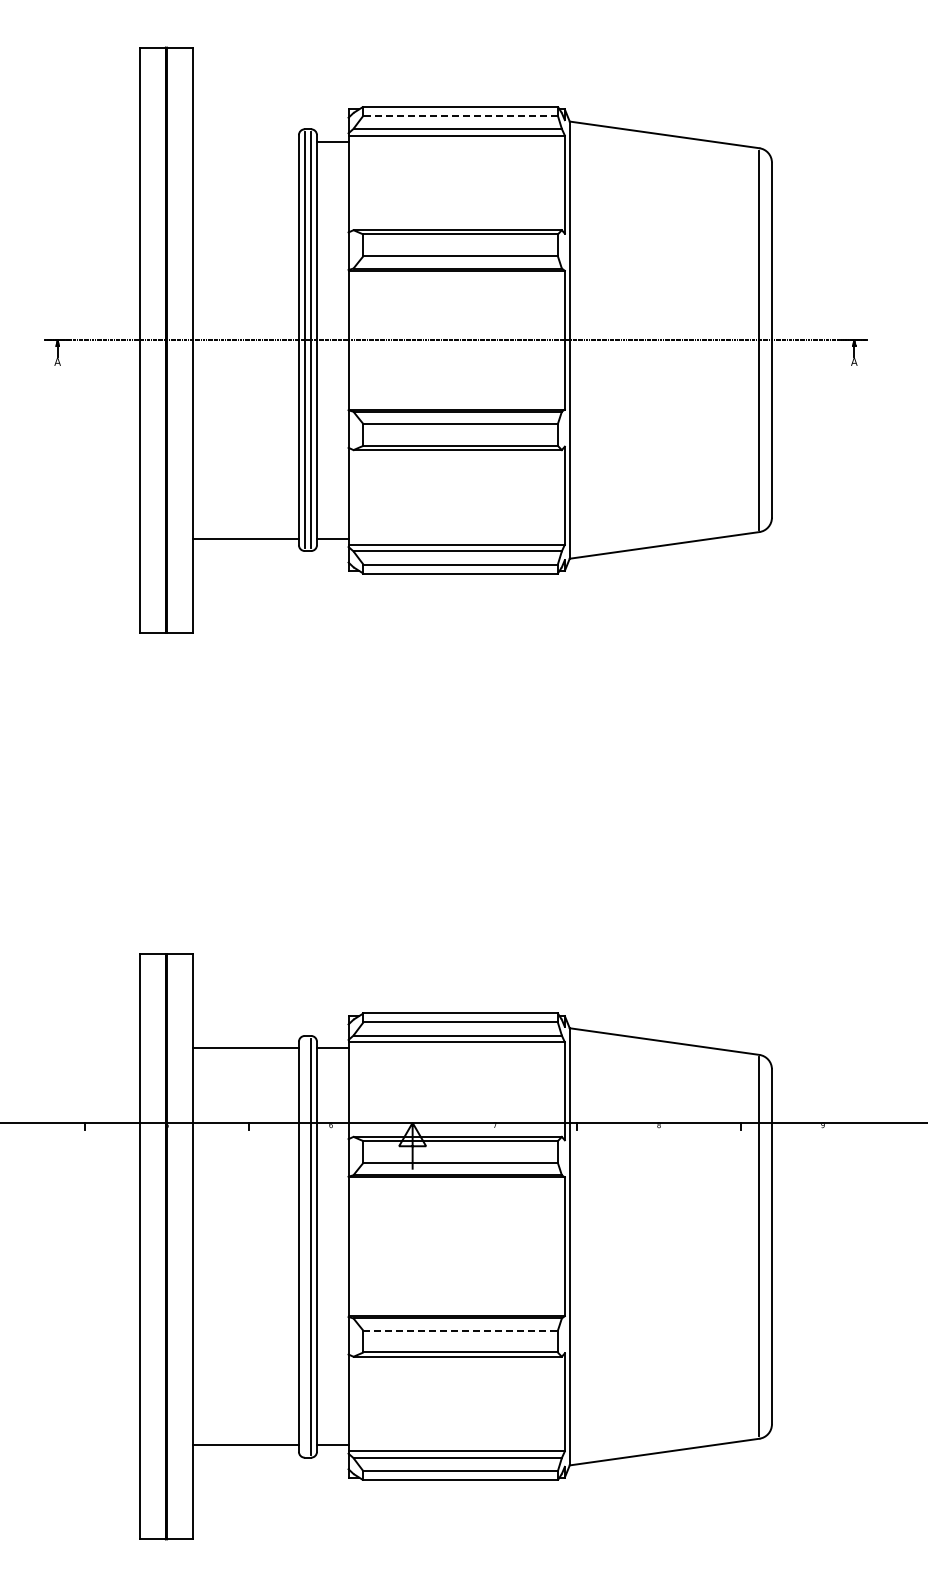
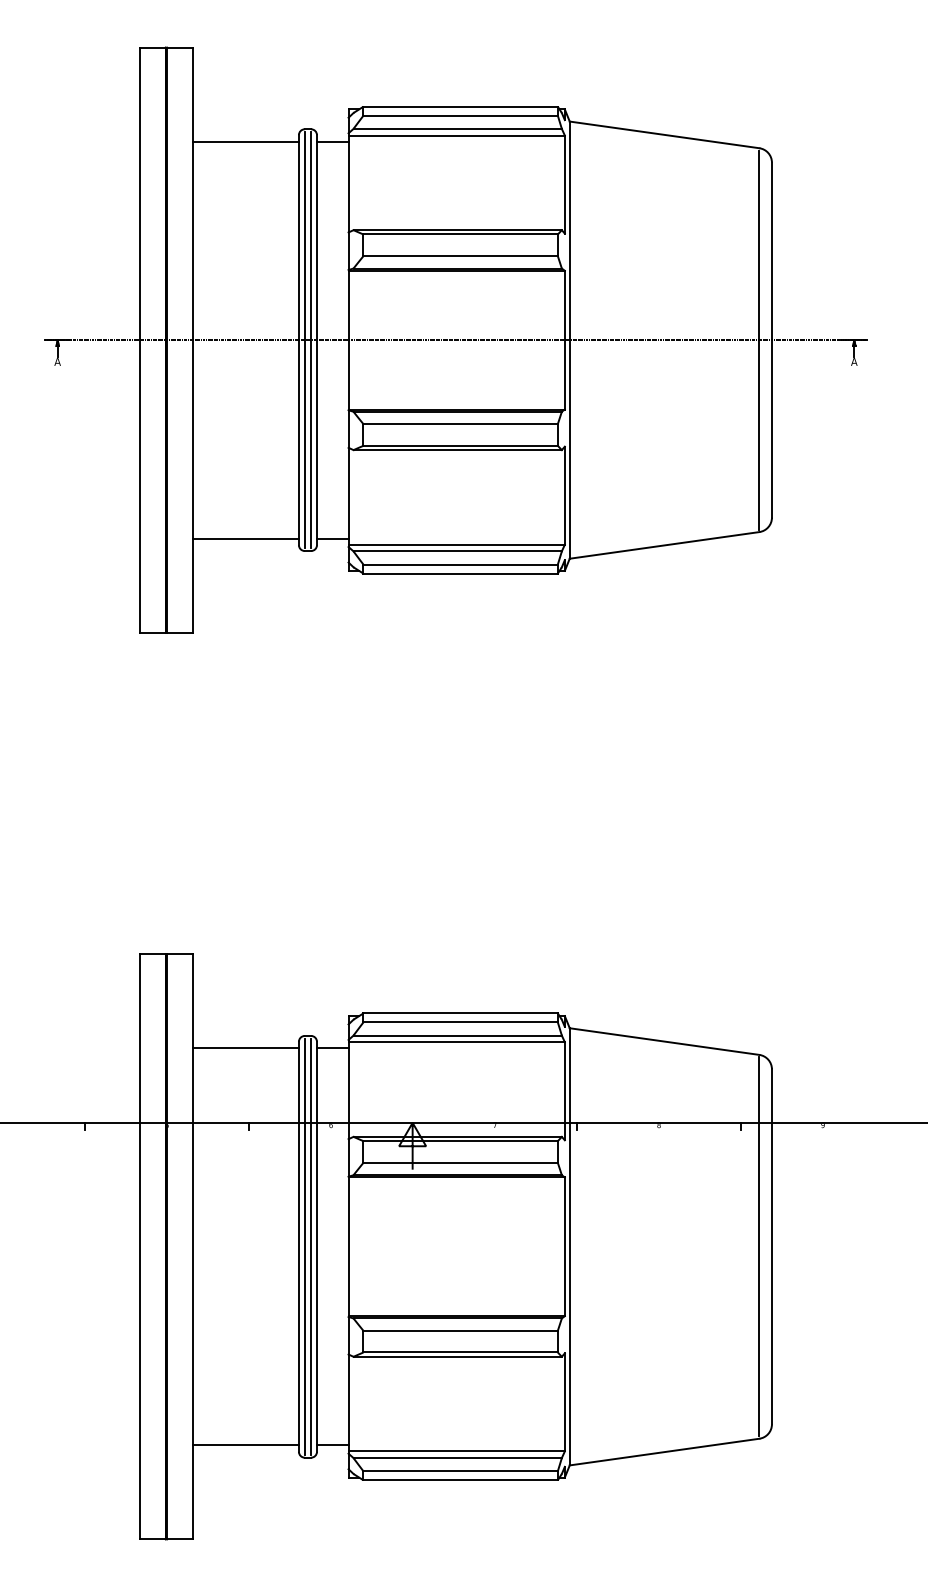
line: dashed -> solid (460, 115)
line: none -> present (245, 141)
line: none -> present (304, 1246)
line: dashed -> solid (461, 1330)
